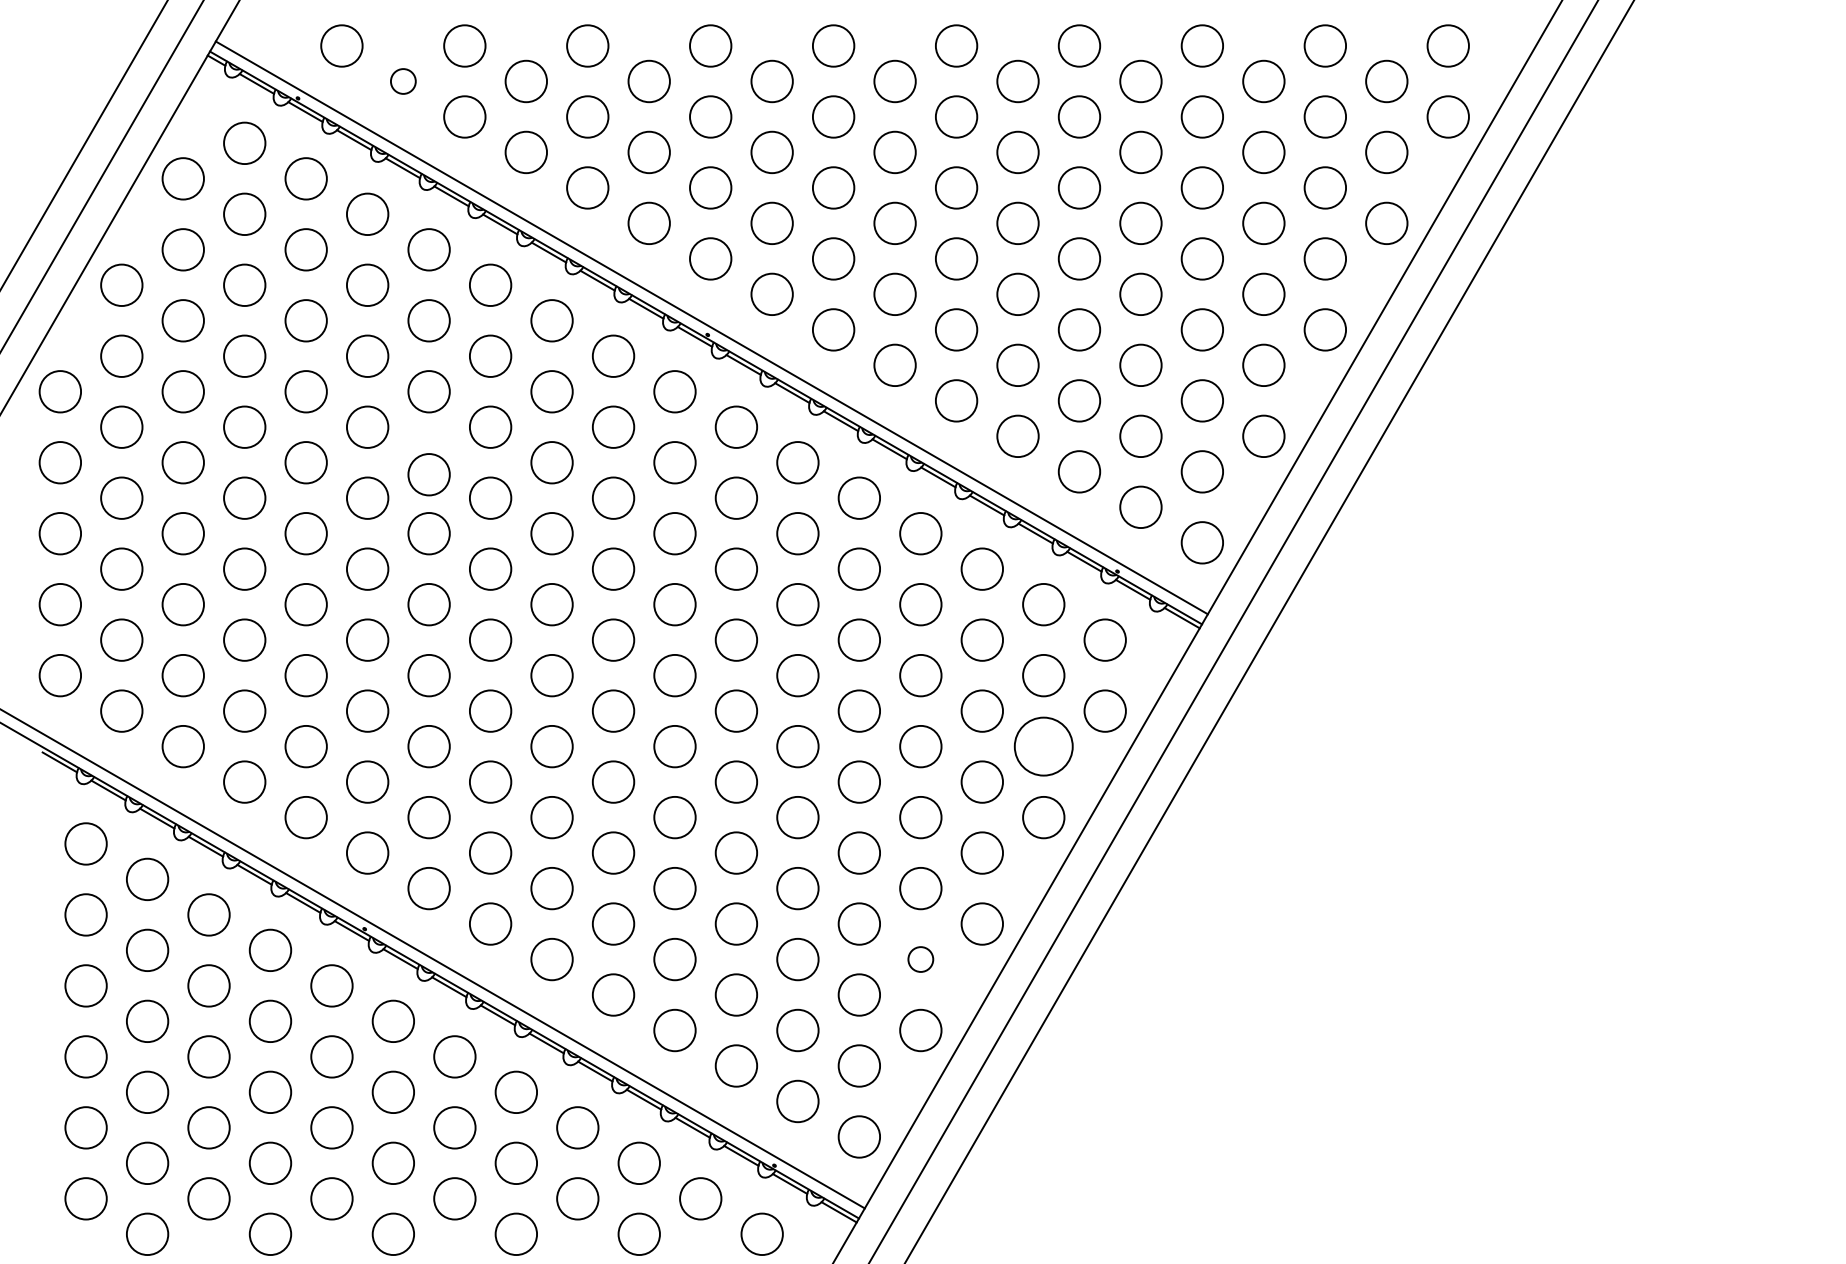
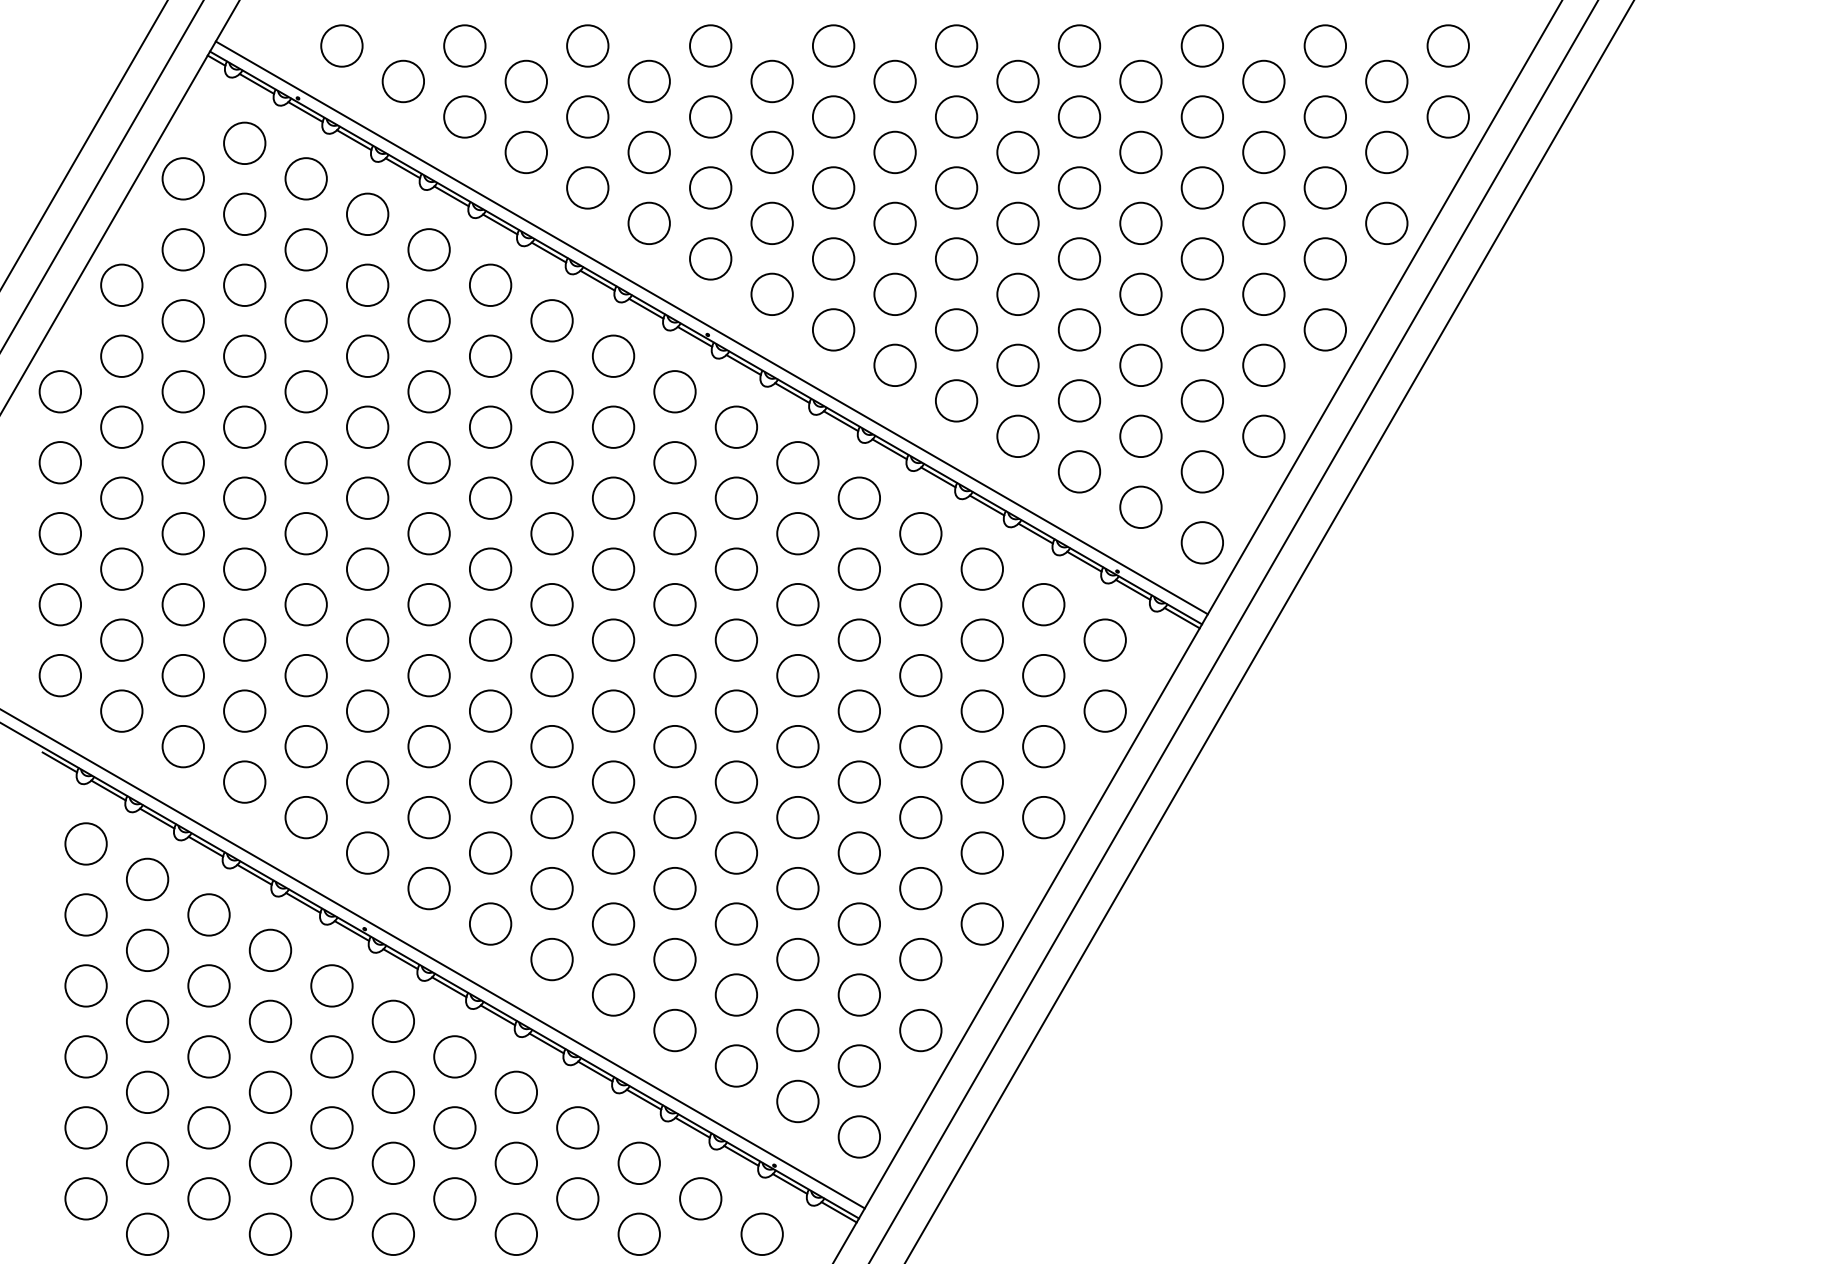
circle diameter: 25 px -> 41 px (403, 81)
circle position: (428, 474) -> (428, 462) (428, 462)
circle diameter: 58 px -> 41 px (1043, 746)
circle diameter: 25 px -> 41 px (920, 959)
